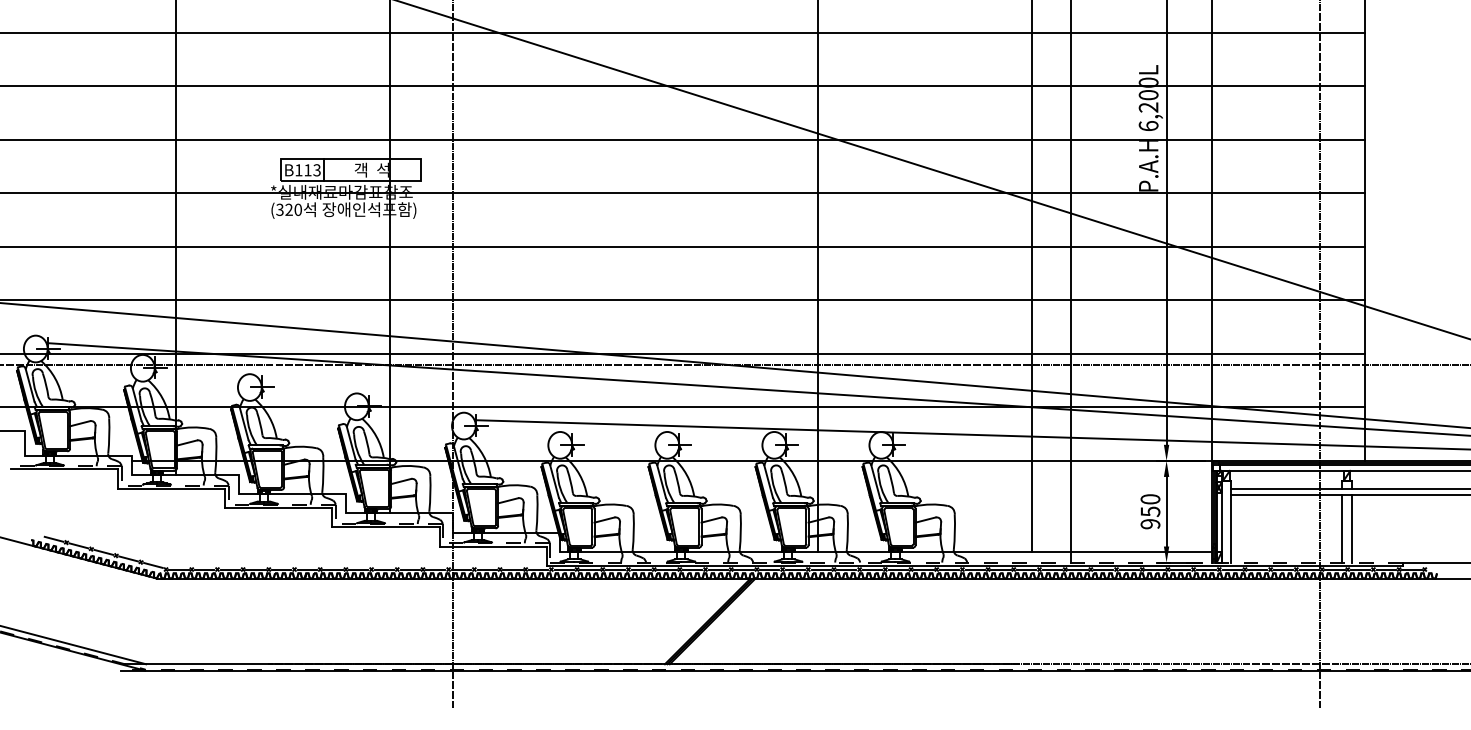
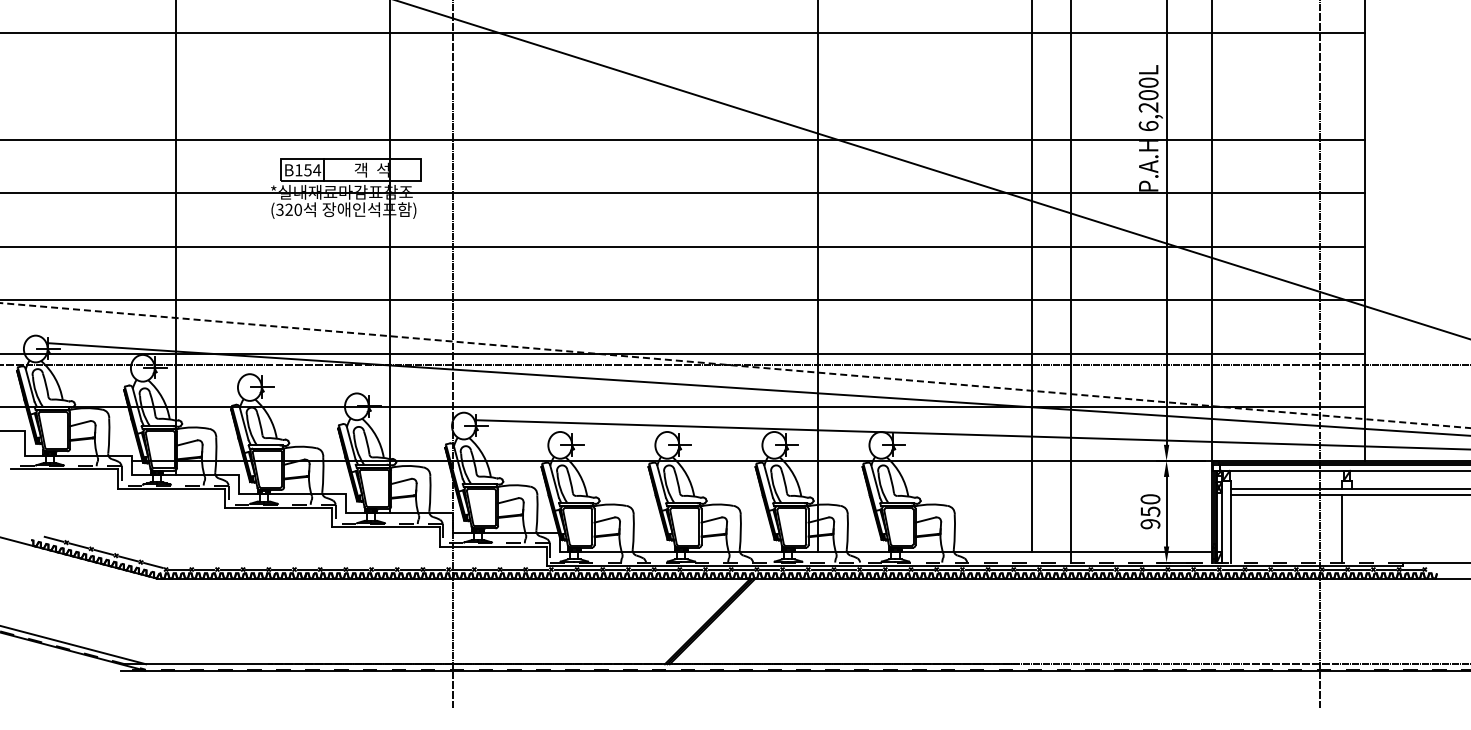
line: present -> none (683, 86)
text: B113 -> B154 (312, 170)
line: solid -> dashed (735, 365)
line: present -> none (1351, 528)
